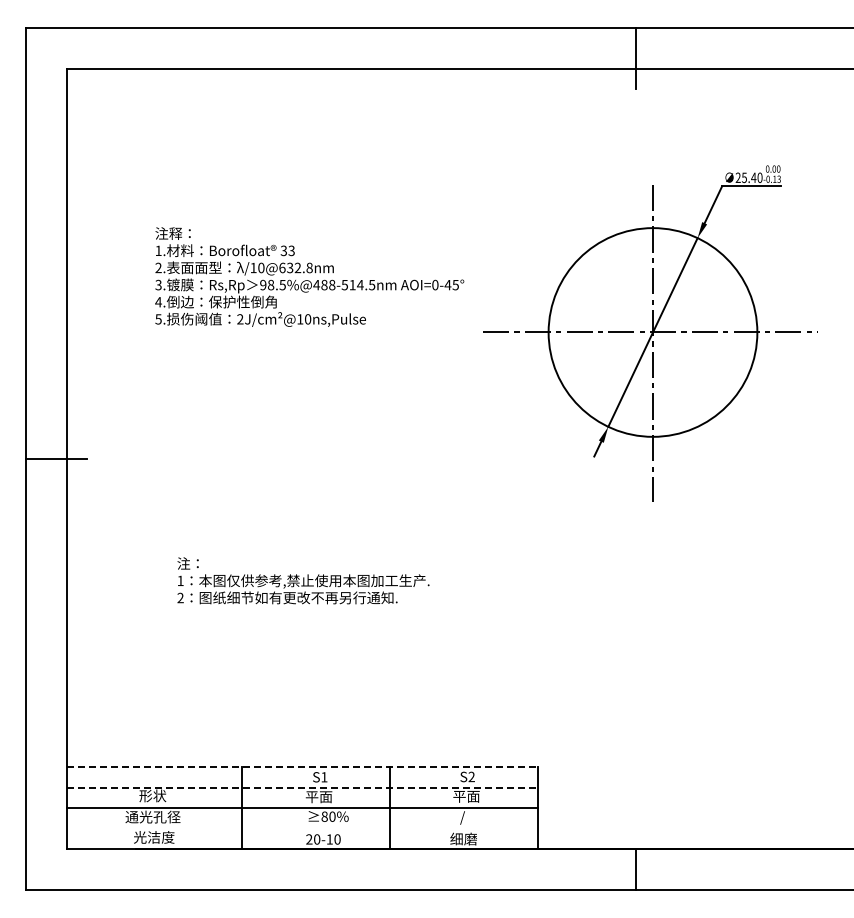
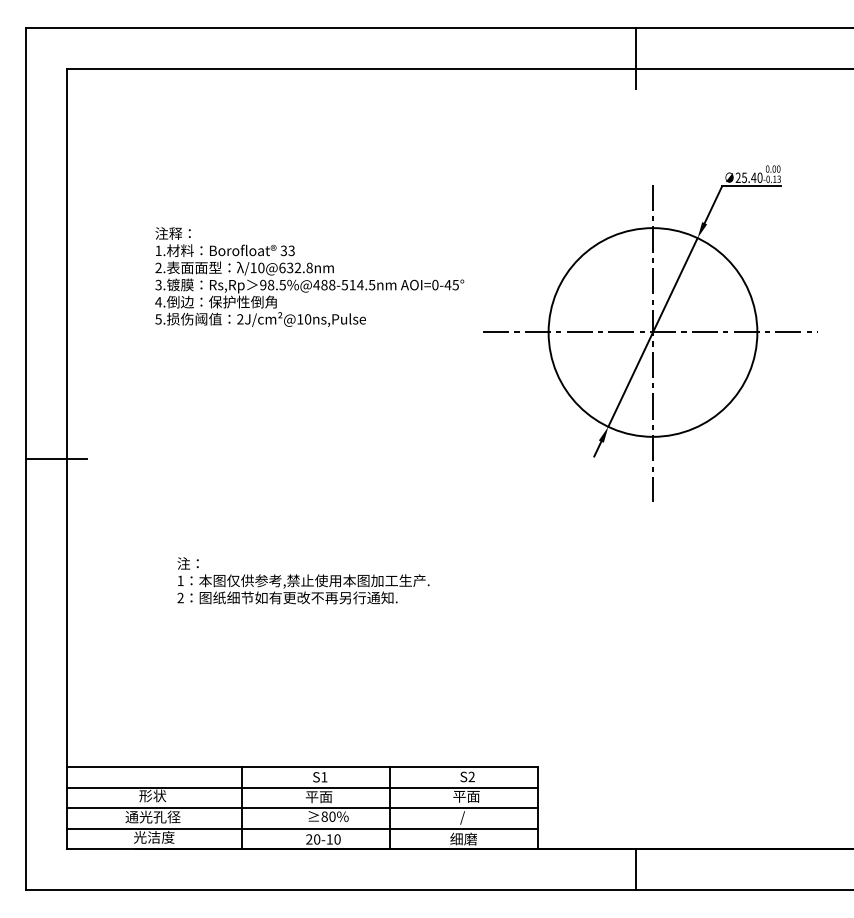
line: dashed -> solid (302, 767)
line: dashed -> solid (302, 787)
line: none -> present (301, 828)
